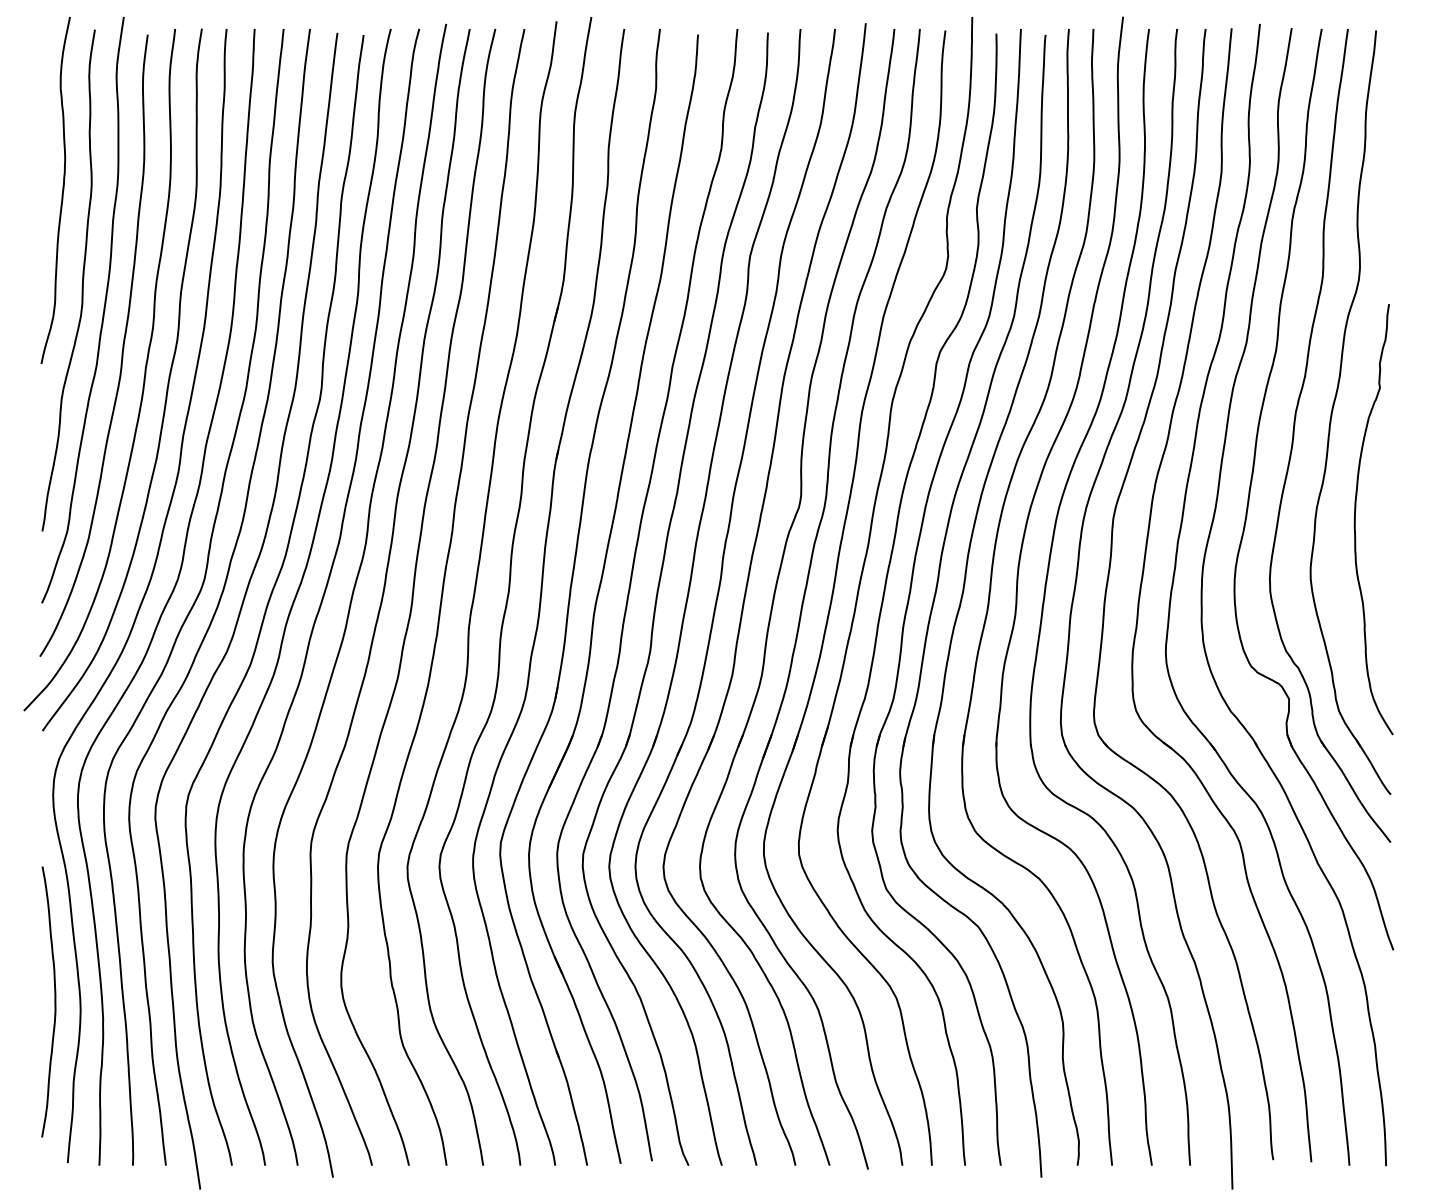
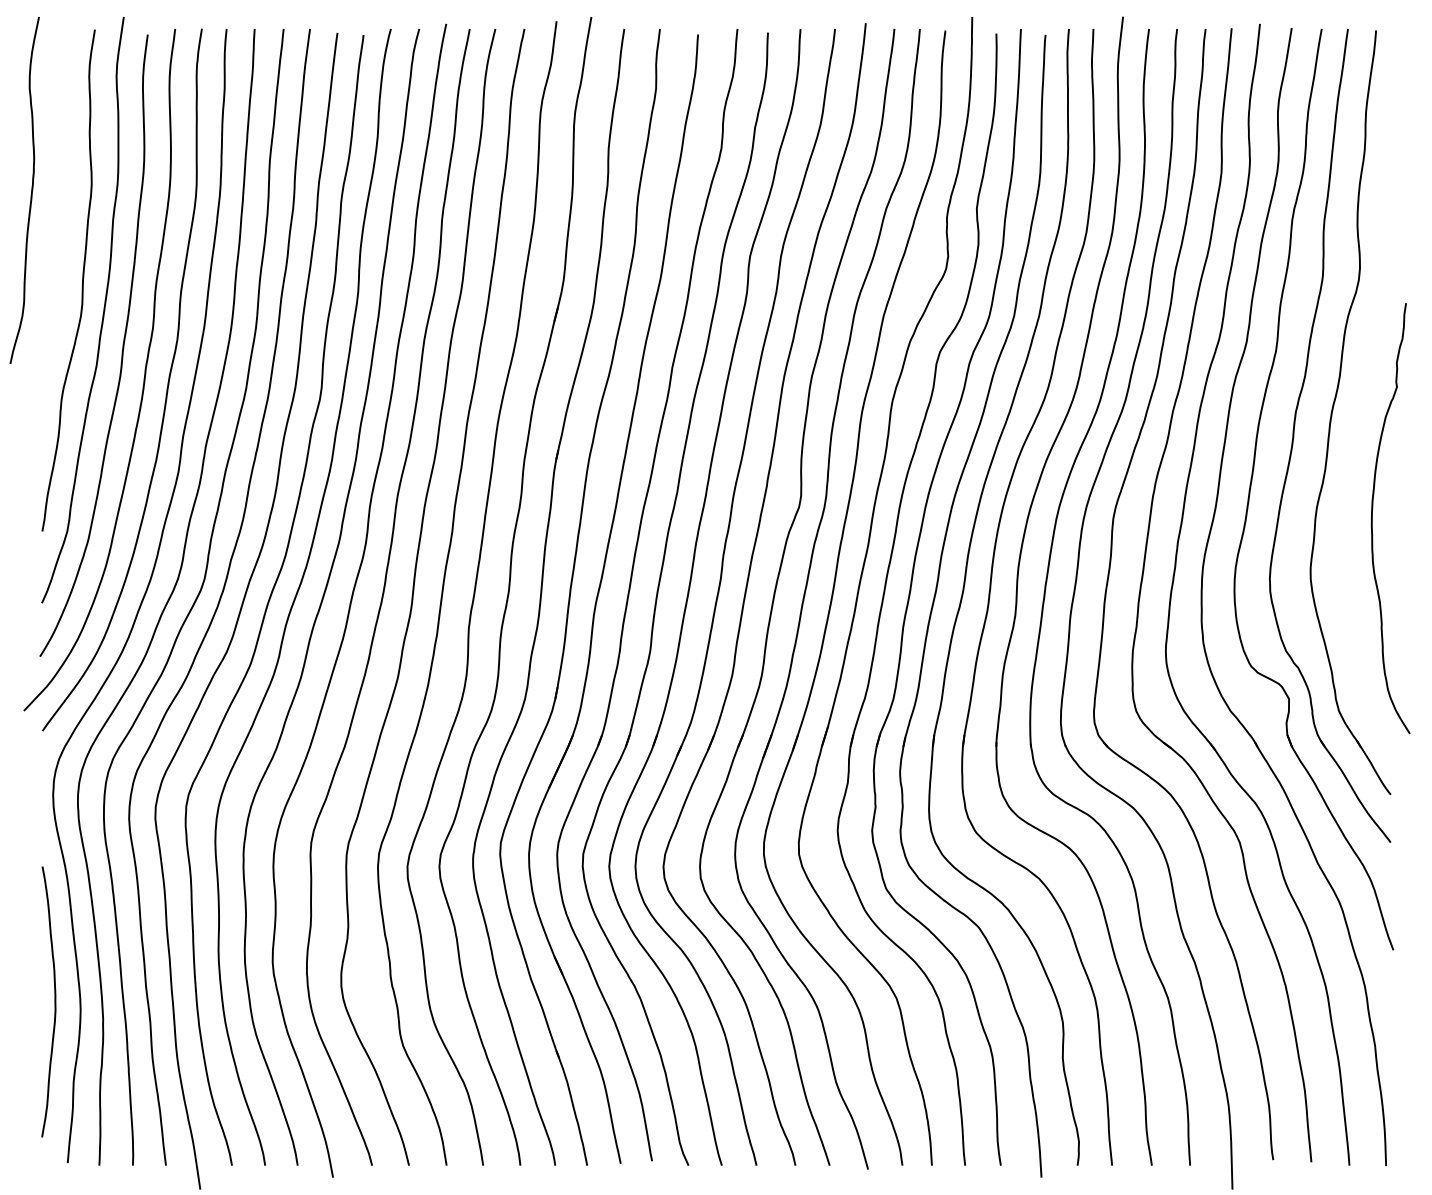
curve position: (62, 189) -> (31, 189) (31, 189)
curve position: (1355, 519) -> (1372, 518) (1372, 518)
